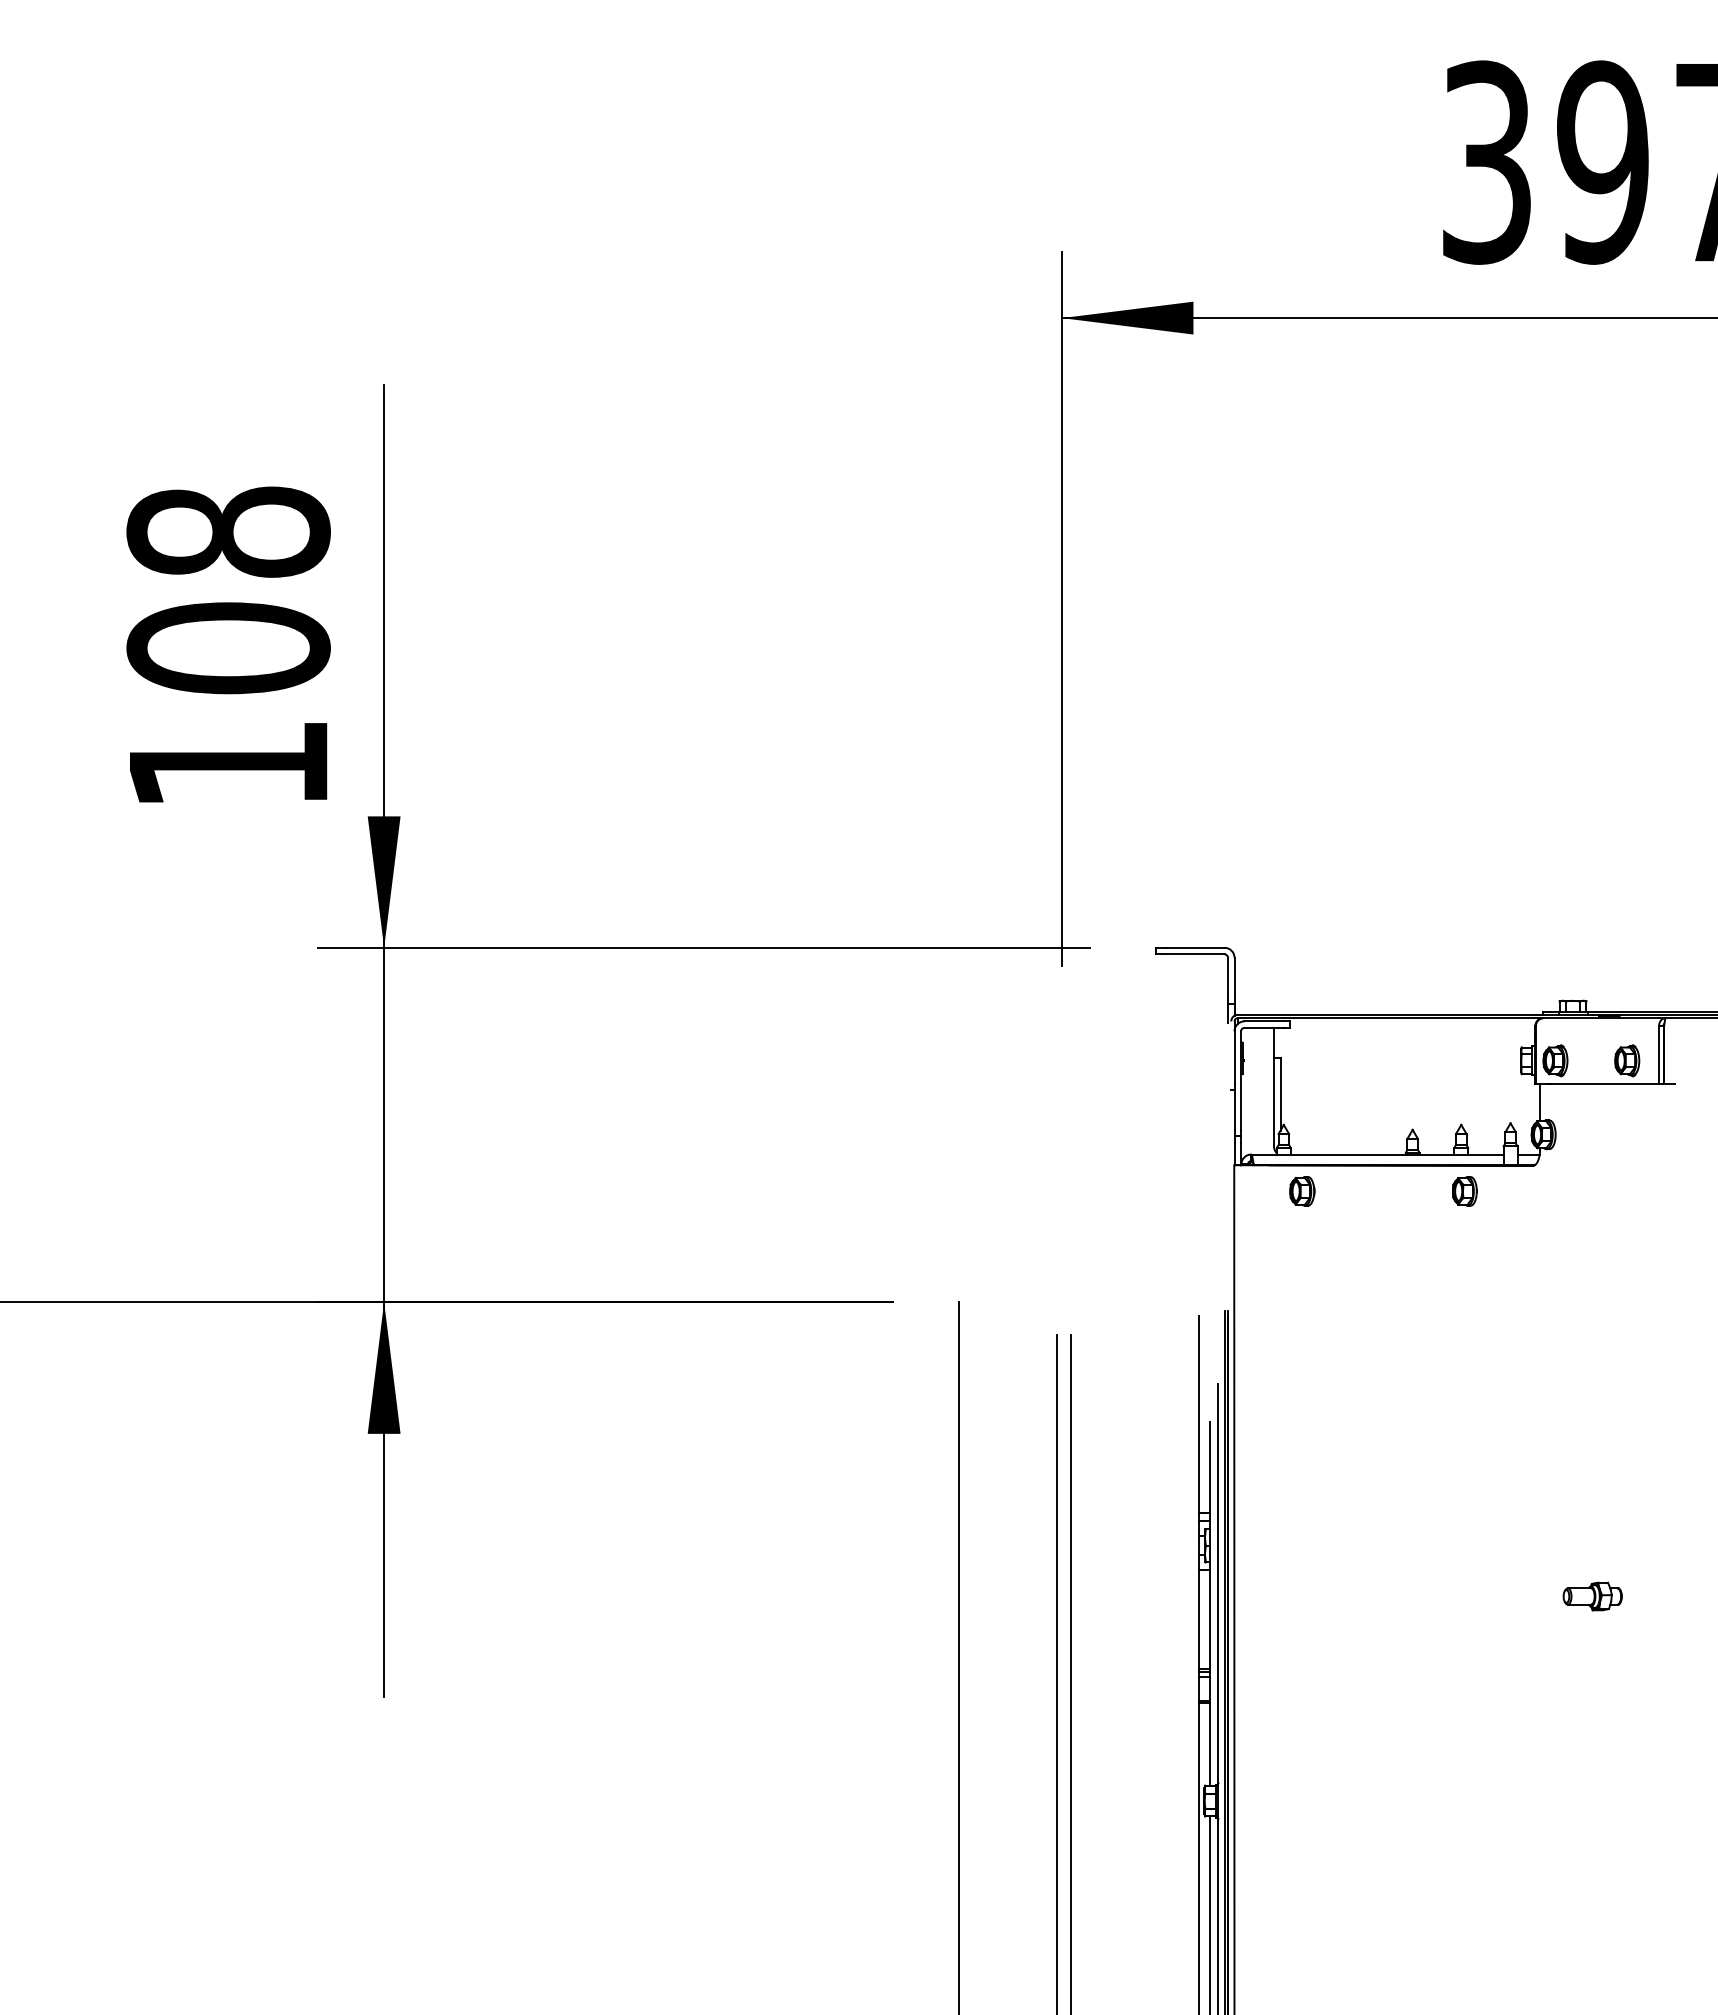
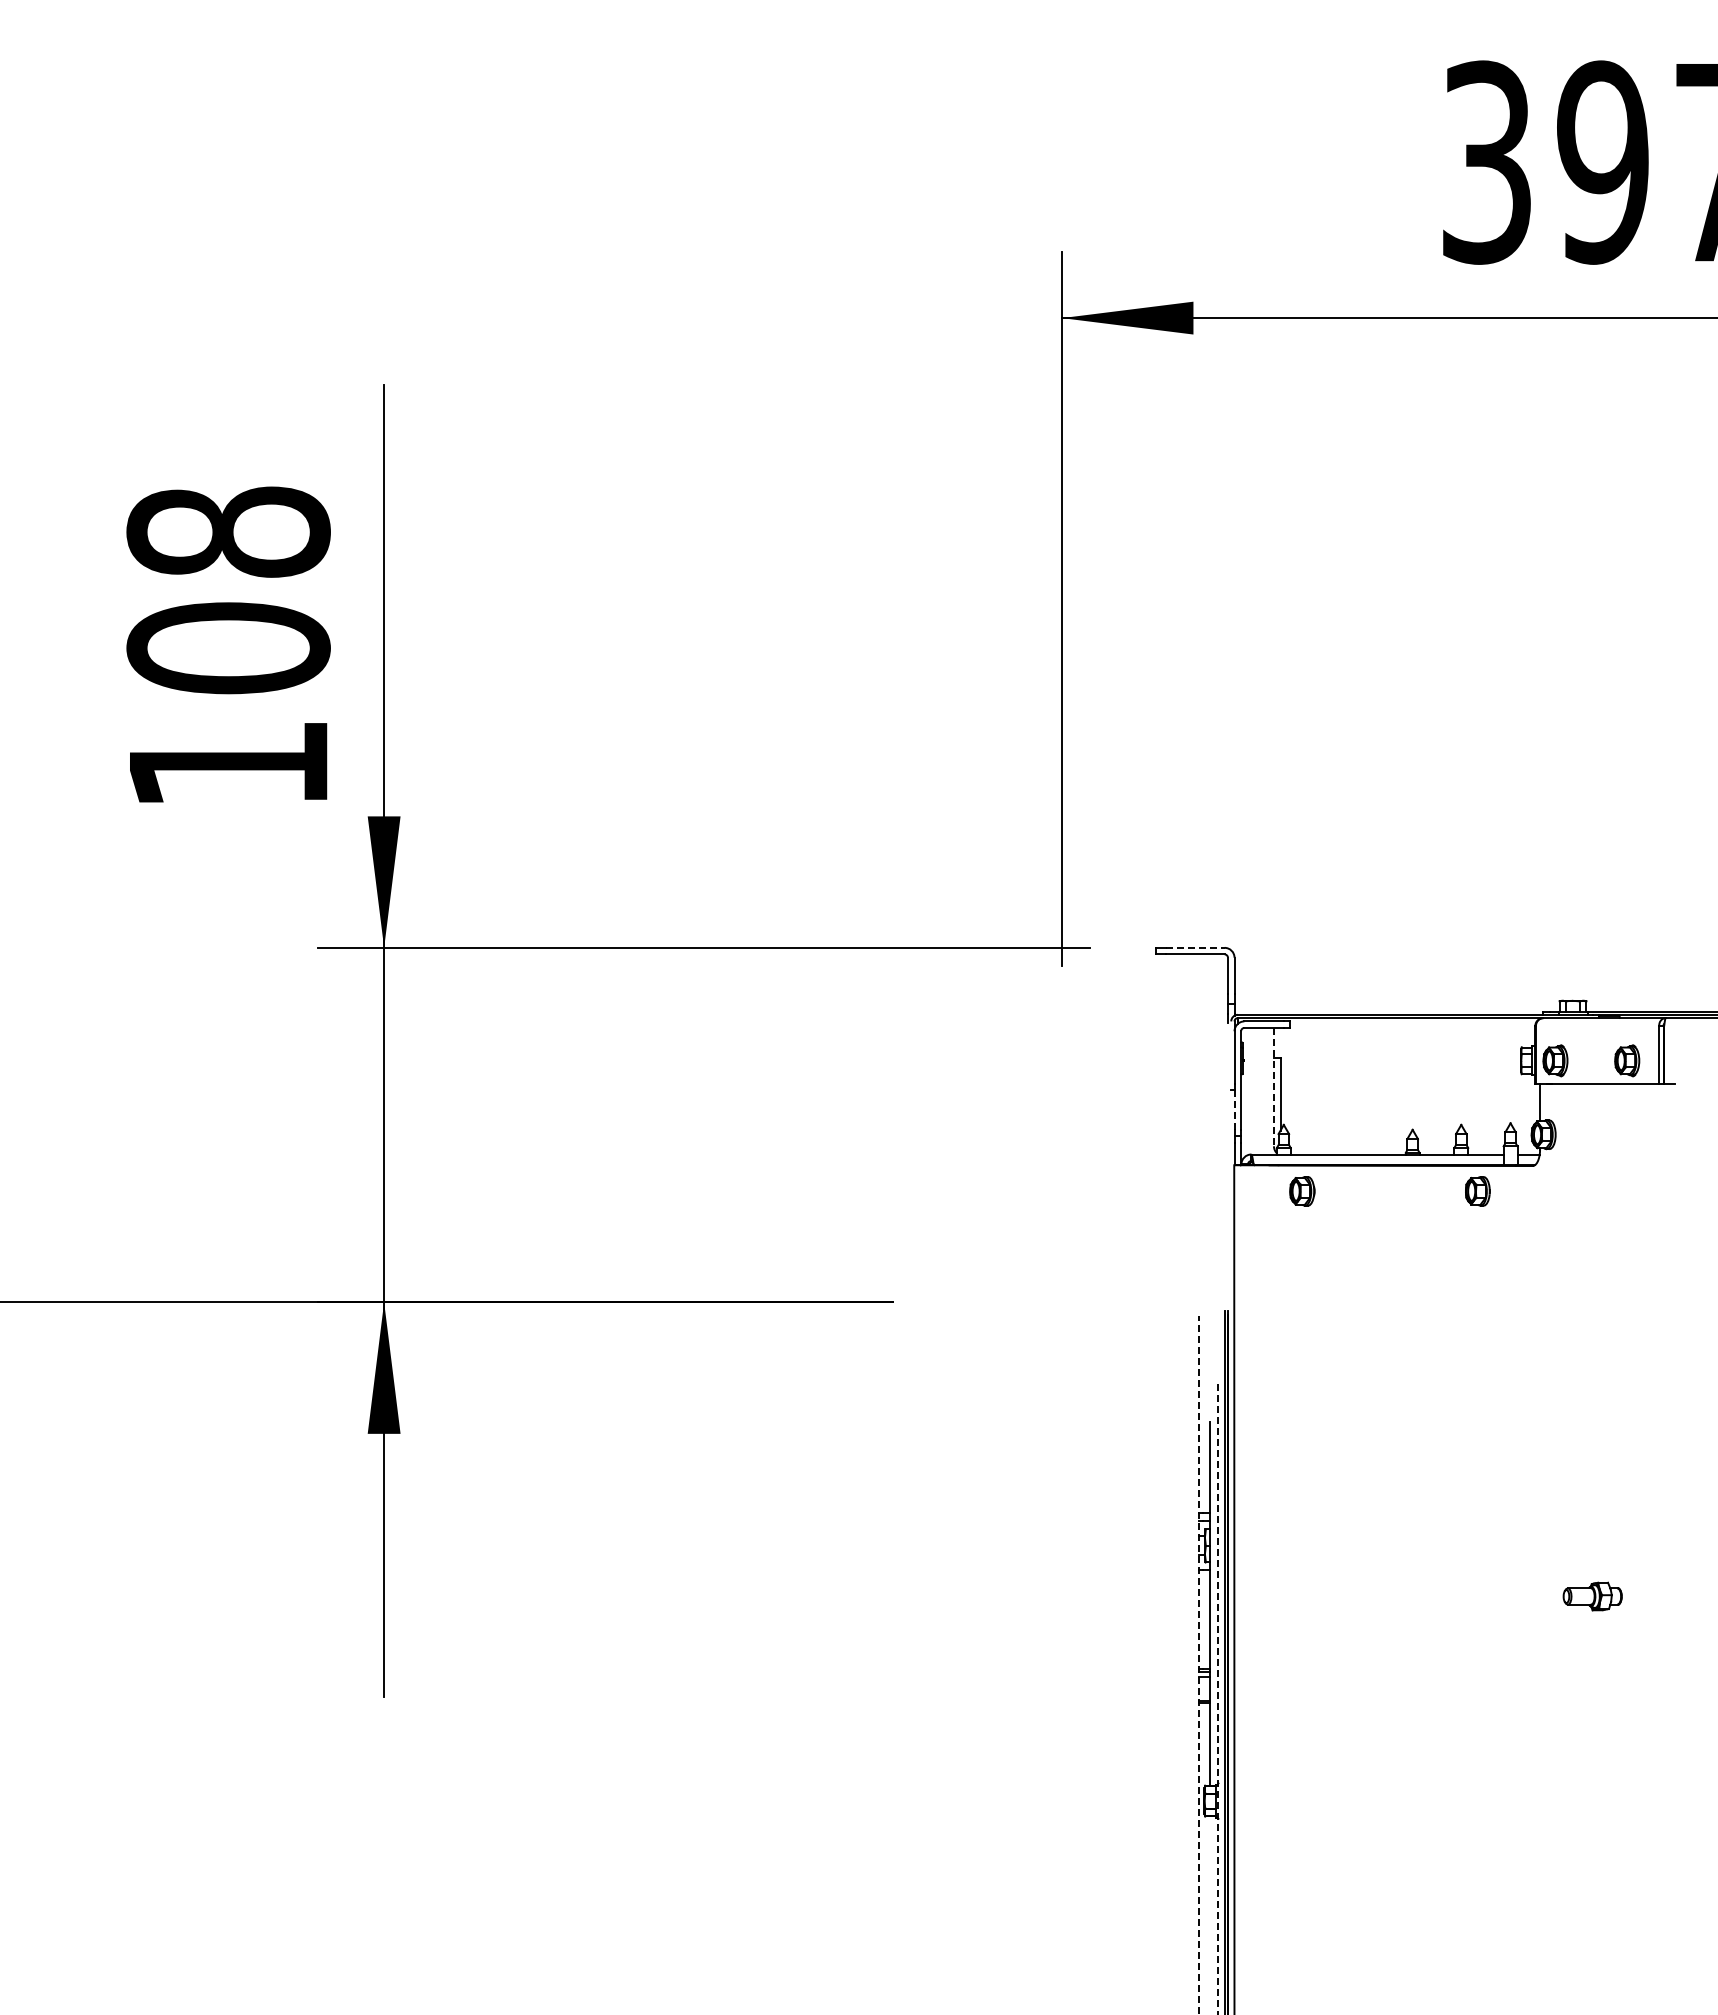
line: solid -> dashed (1195, 947)
line: solid -> dashed (1273, 1087)
line: solid -> dashed (1234, 1110)
part position: (1464, 1191) -> (1477, 1191) (1477, 1191)
line: present -> none (958, 1656)
line: solid -> dashed (1199, 1664)
line: present -> none (1057, 1673)
line: present -> none (1070, 1673)
line: solid -> dashed (1218, 1699)
line: present -> none (1210, 1913)
